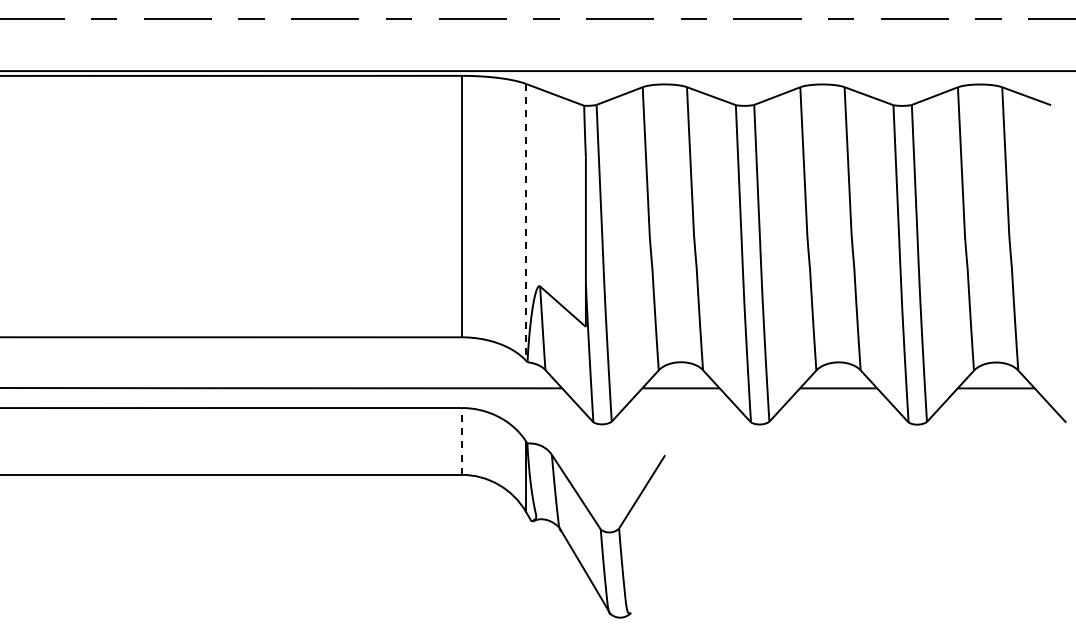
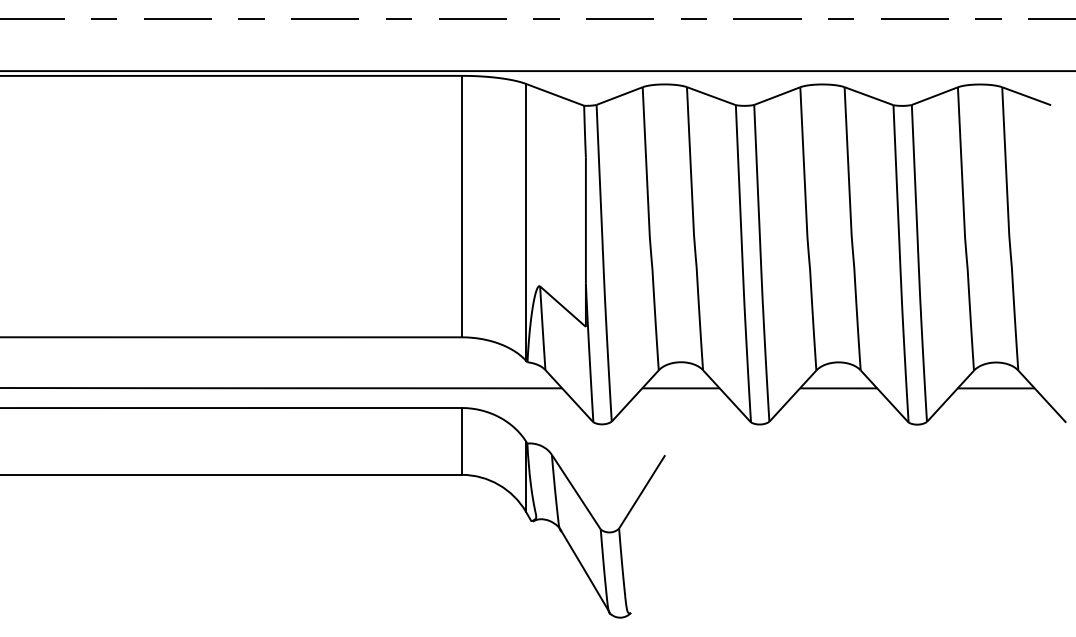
line: dashed -> solid (526, 222)
line: dashed -> solid (461, 440)
